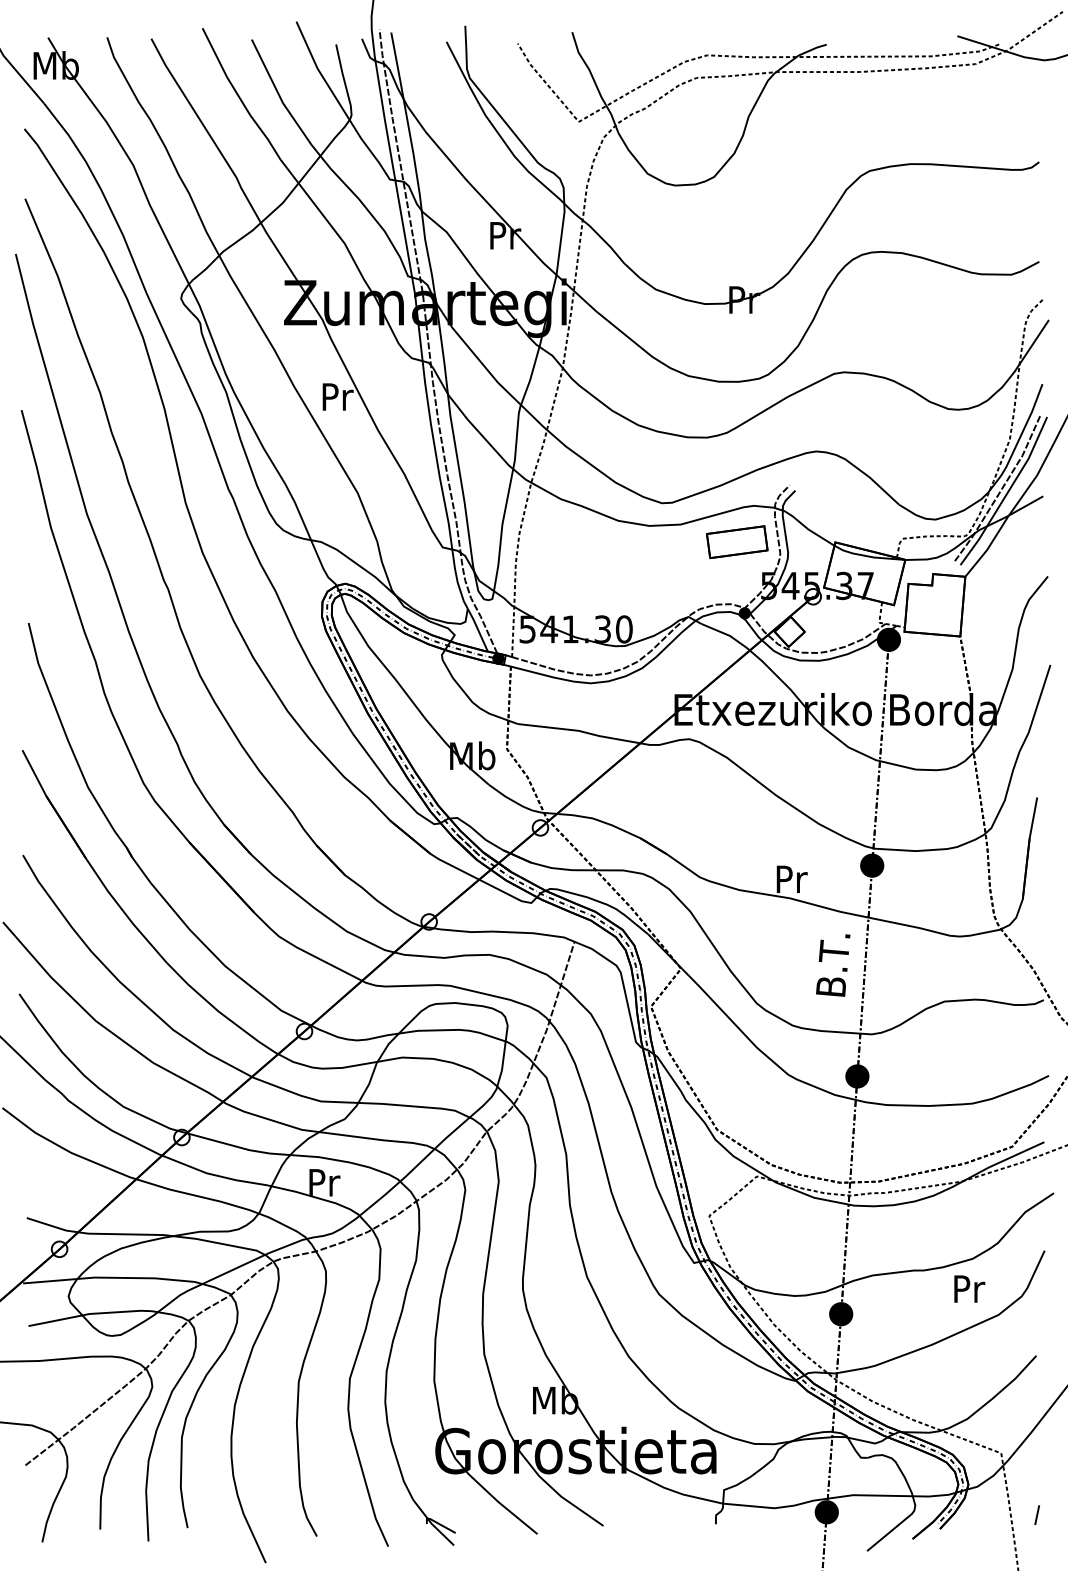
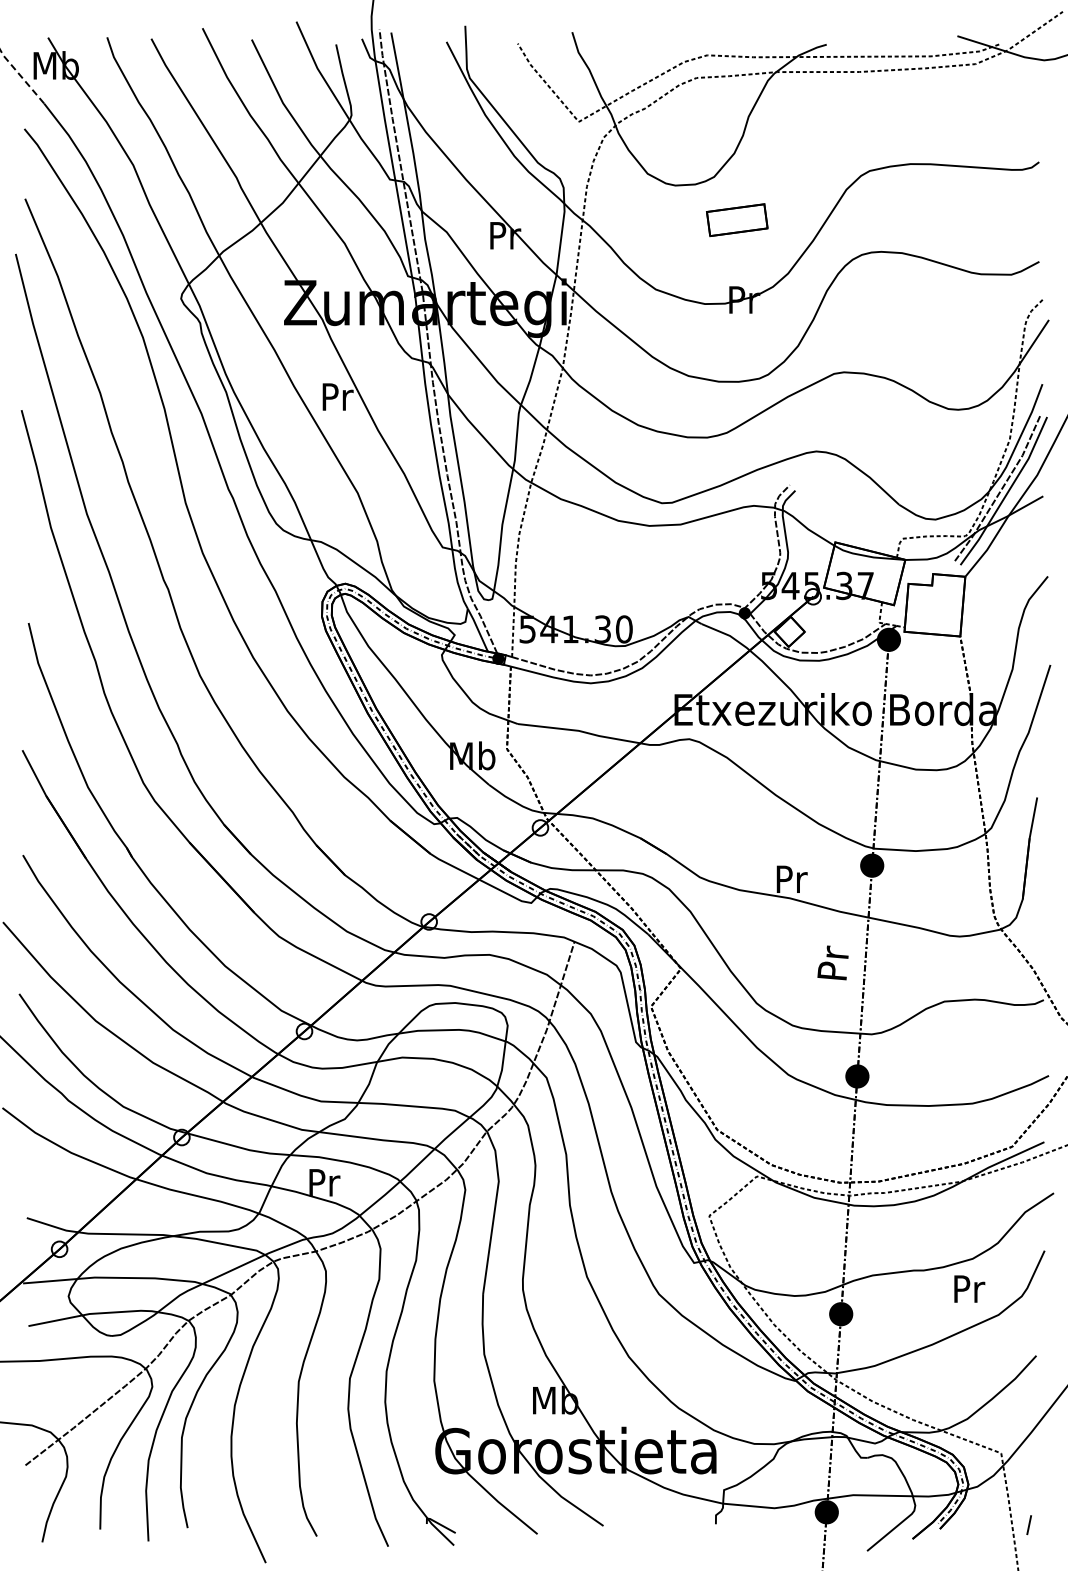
line: solid -> dashed (21, 76)
part position: (737, 541) -> (737, 219) (737, 219)
text: B.T. -> Pr (833, 965)
line position: (1036, 1515) -> (1028, 1525) (1028, 1525)
